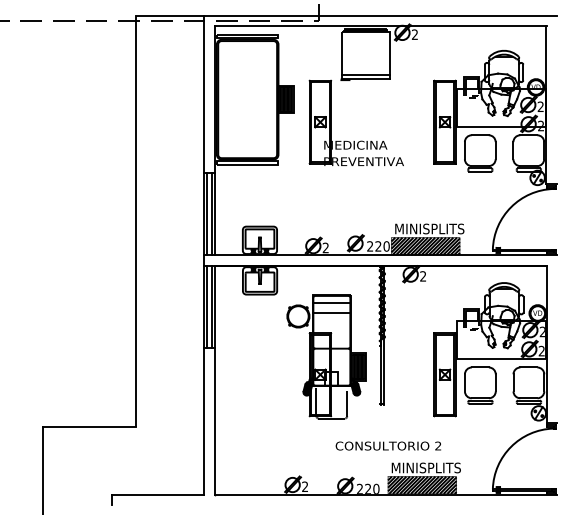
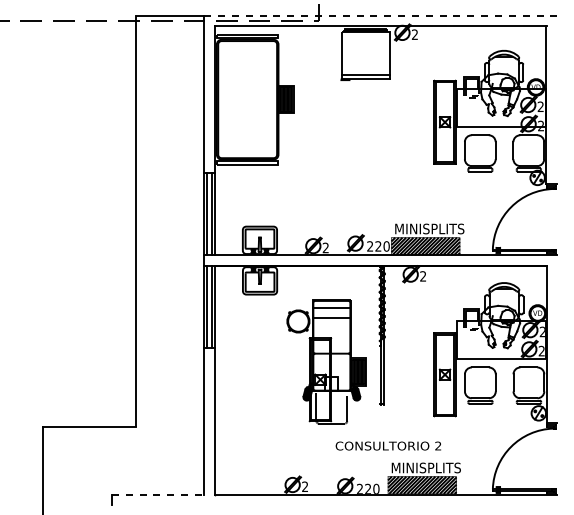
line: solid -> dashed (381, 15)
part: present -> none (360, 140)
part position: (326, 356) -> (326, 361) (326, 361)
line: solid -> dashed (158, 495)
